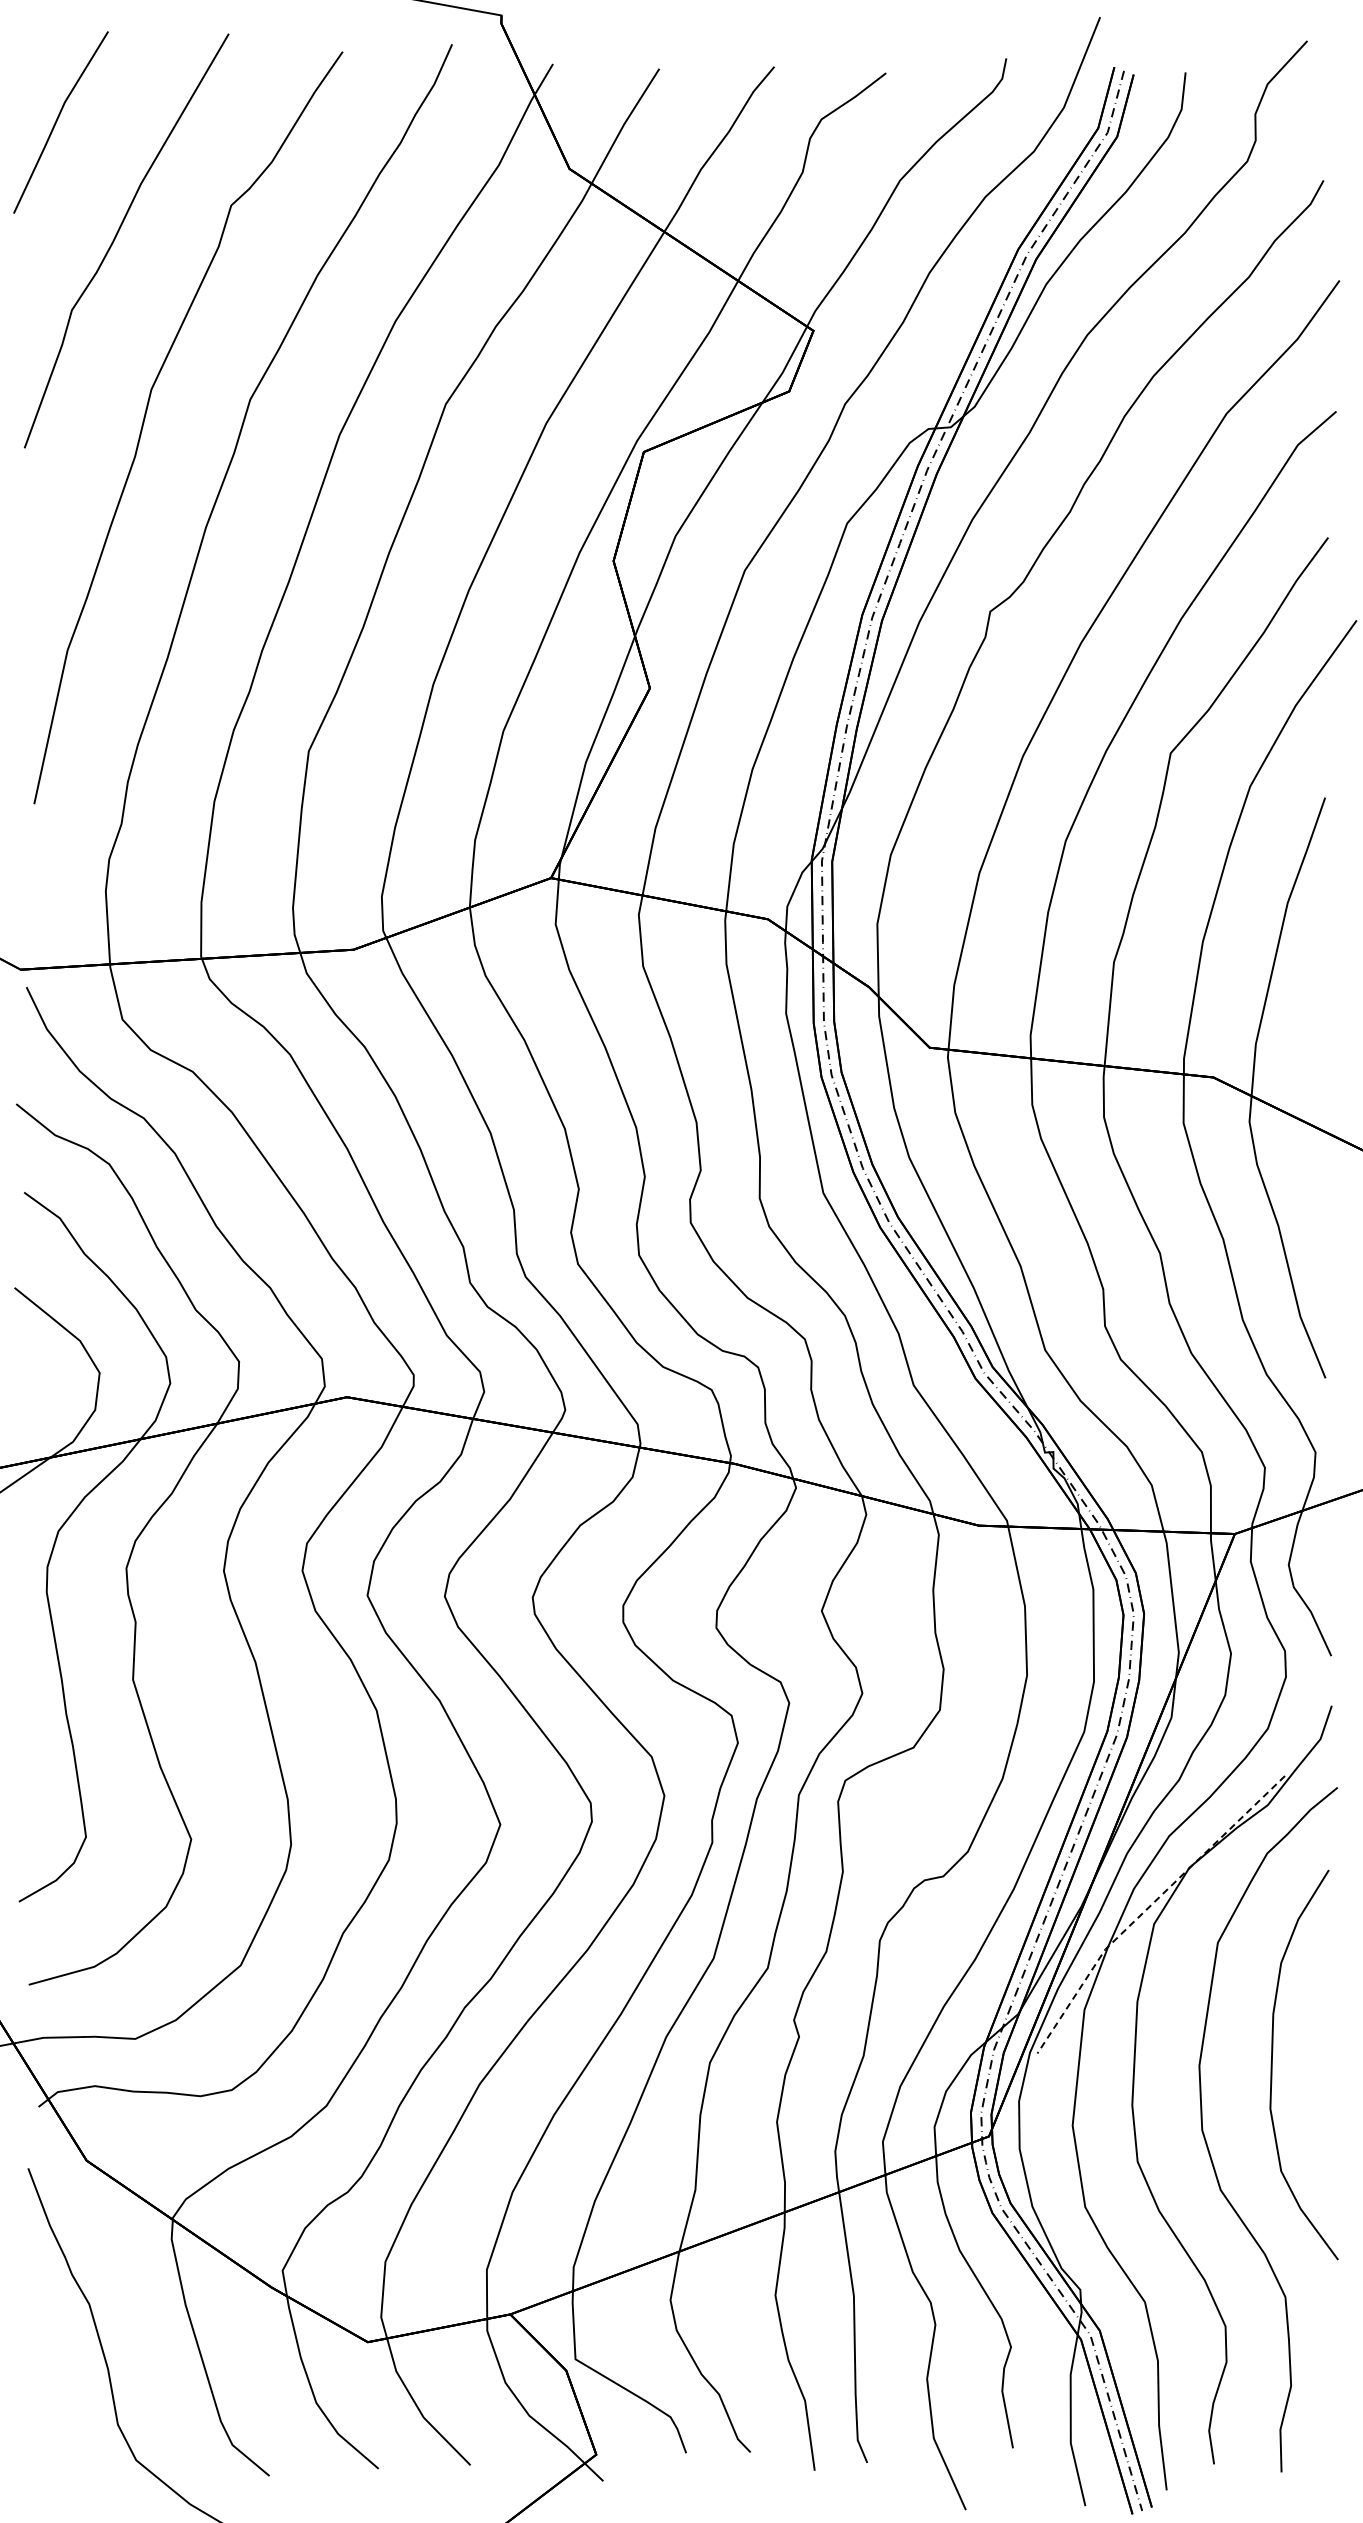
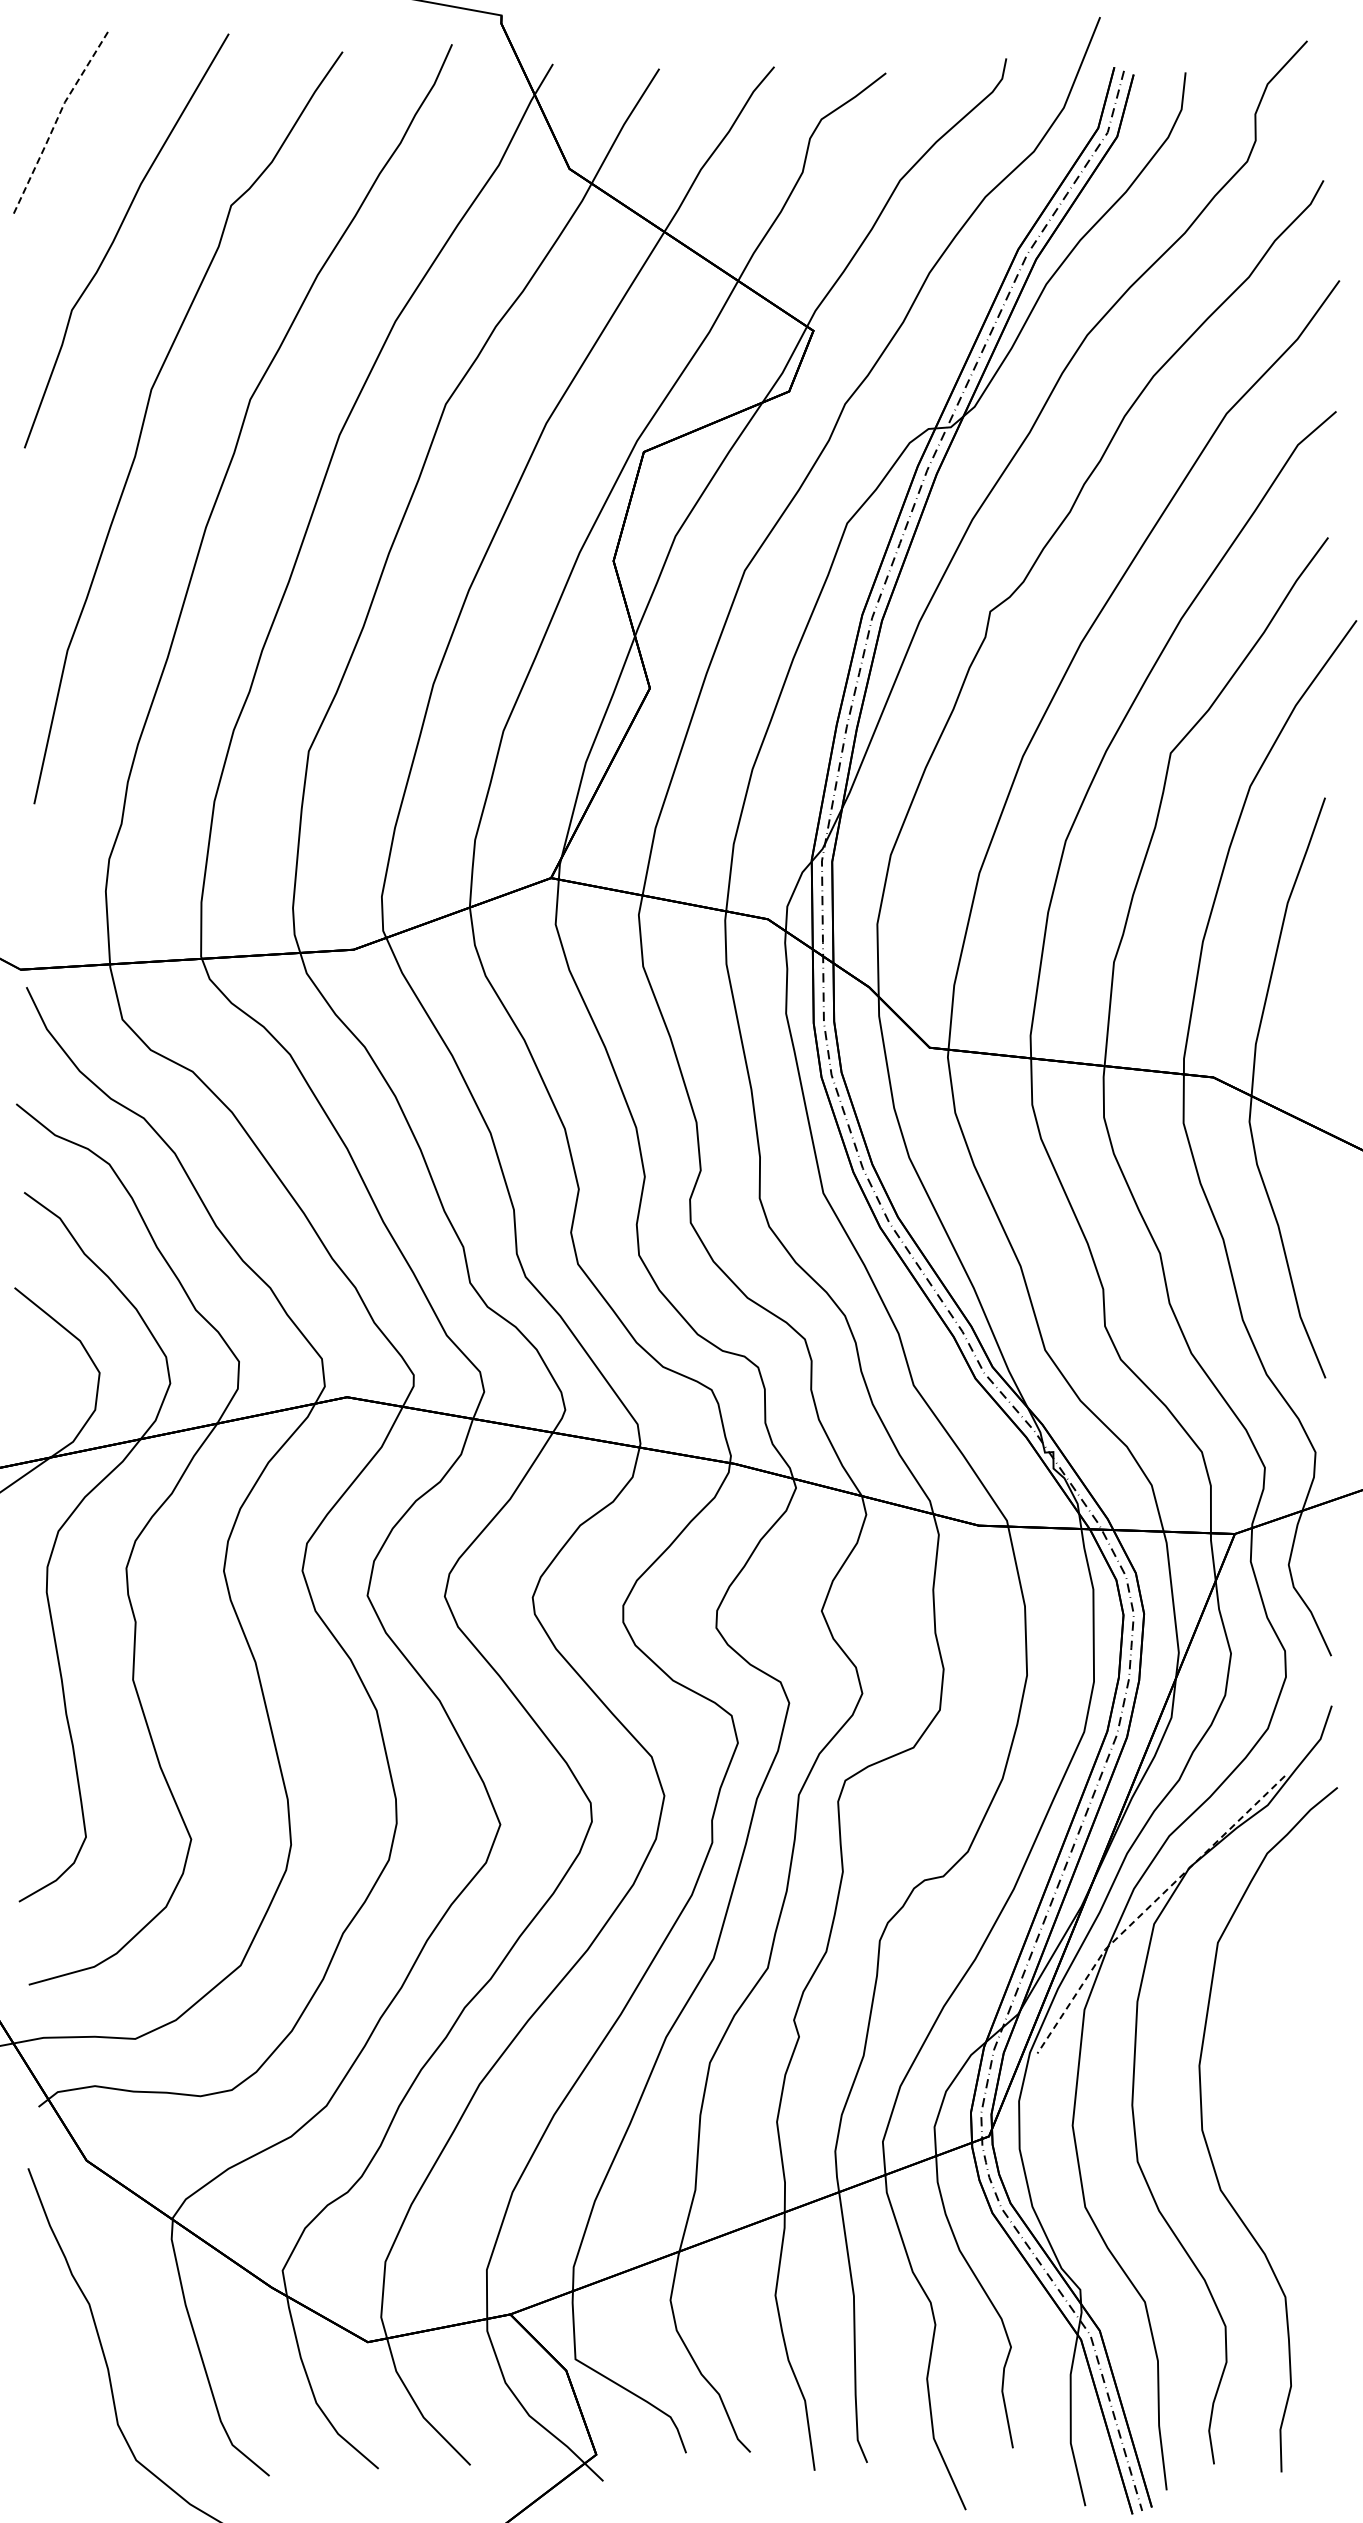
line: solid -> dashed (57, 119)
curve: present -> none (1272, 2064)
